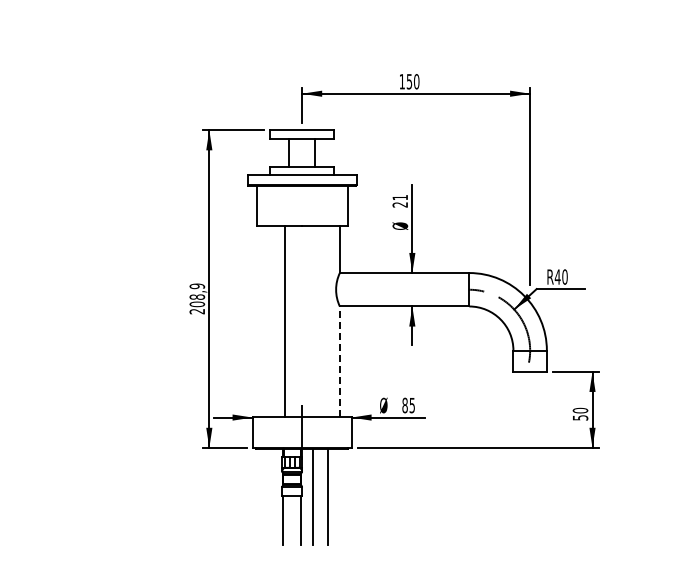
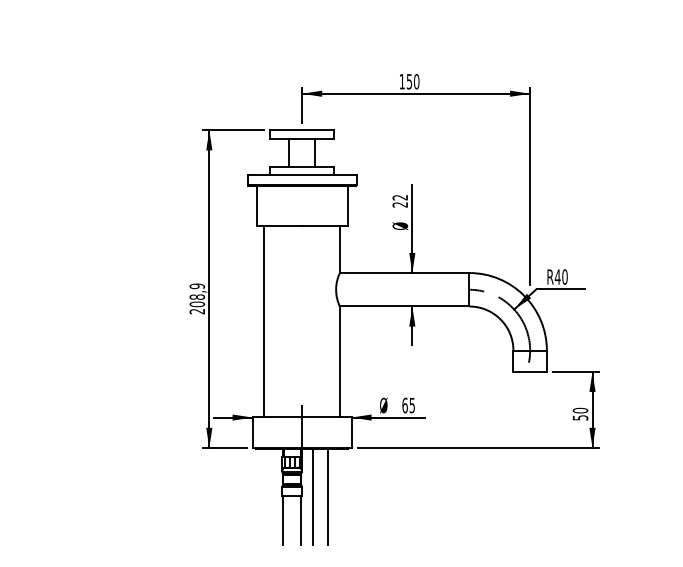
text: 21 -> 22 (399, 197)
line position: (285, 321) -> (264, 321) (264, 321)
line: dashed -> solid (339, 361)
text: 85 -> 65 (404, 405)
